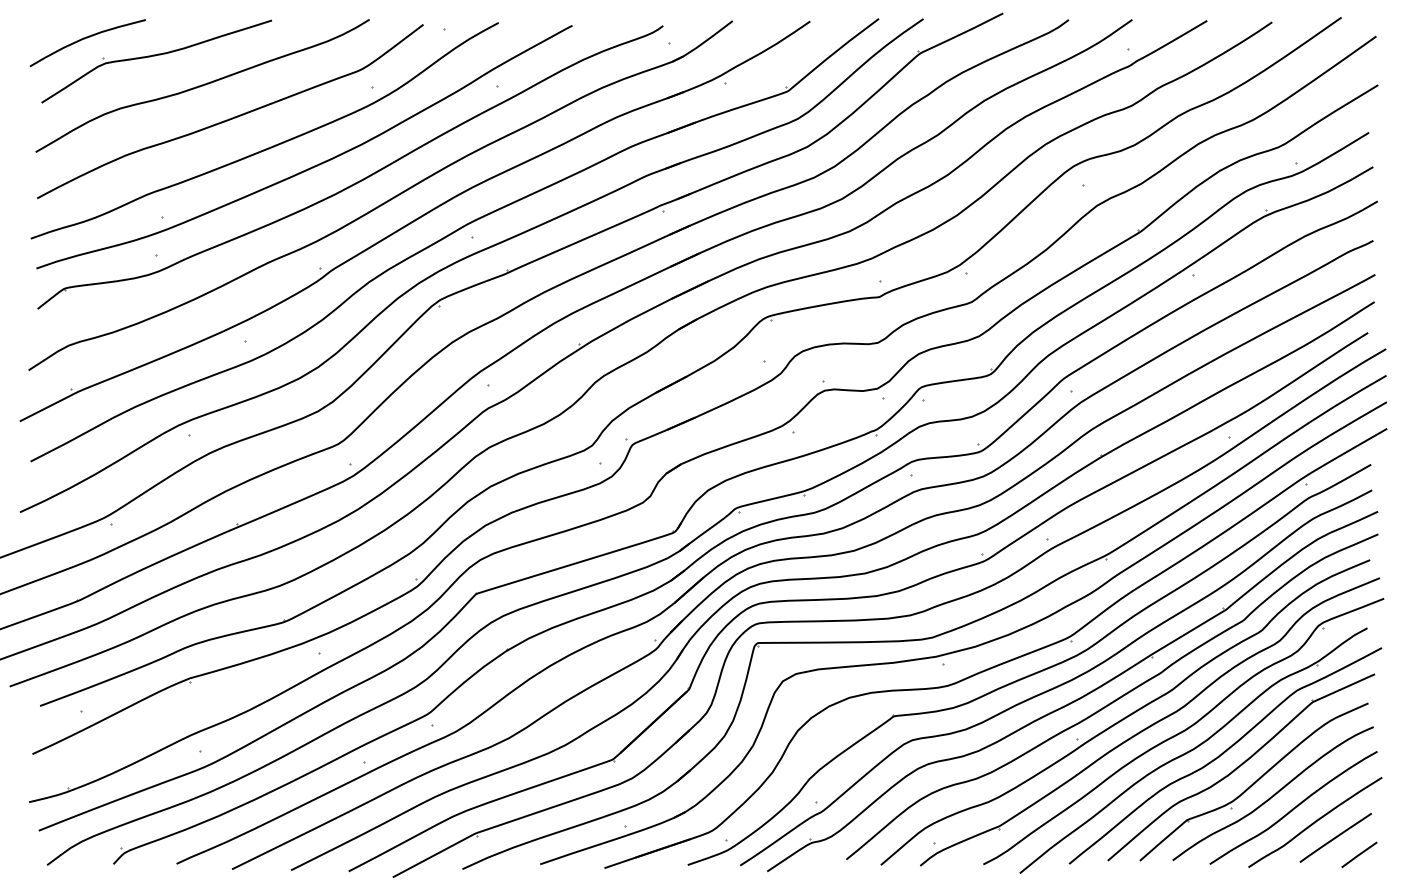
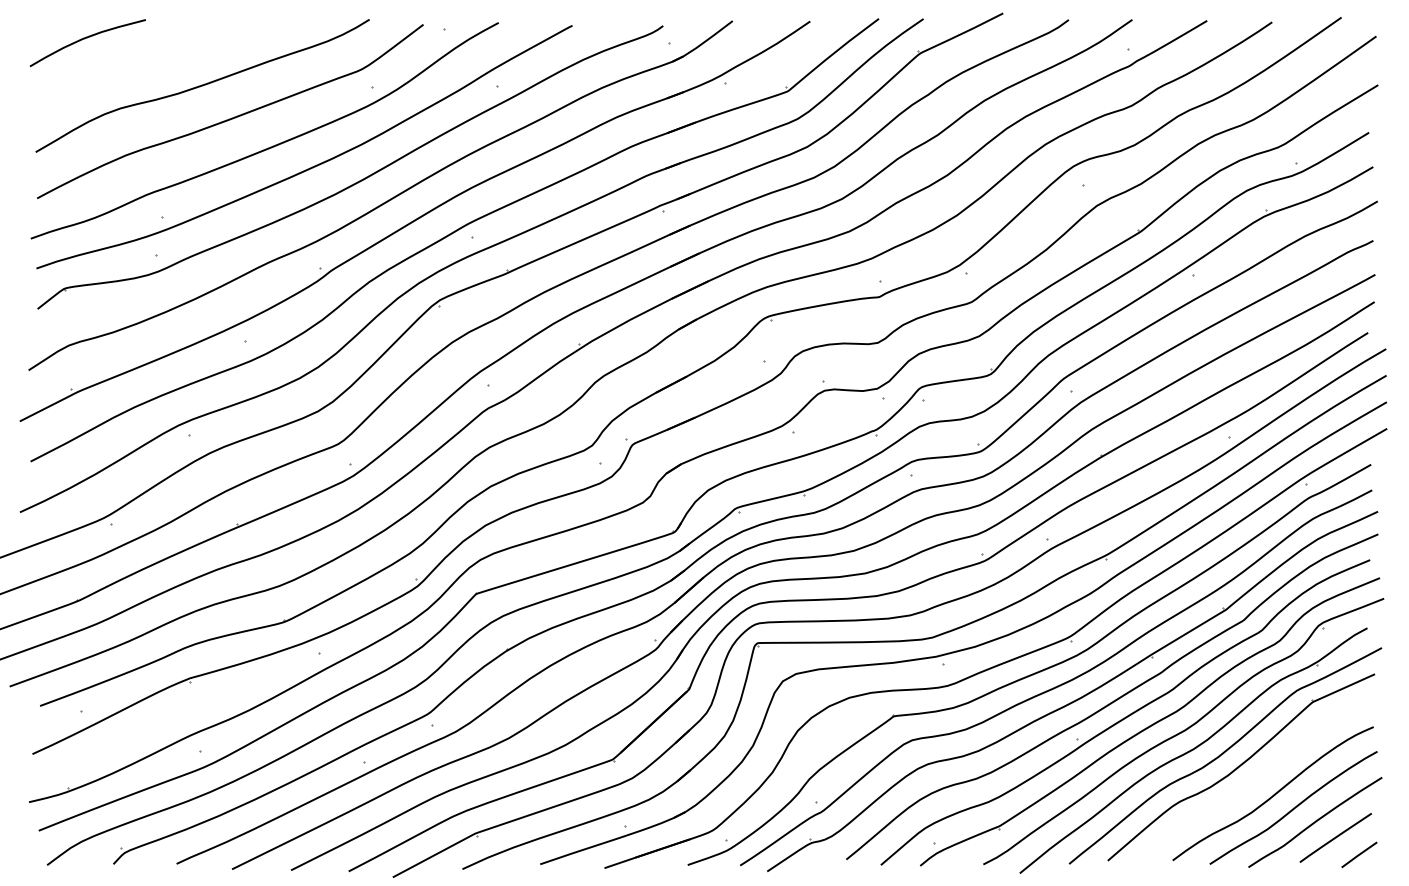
part: present -> none (156, 61)
part: present -> none (1253, 781)
